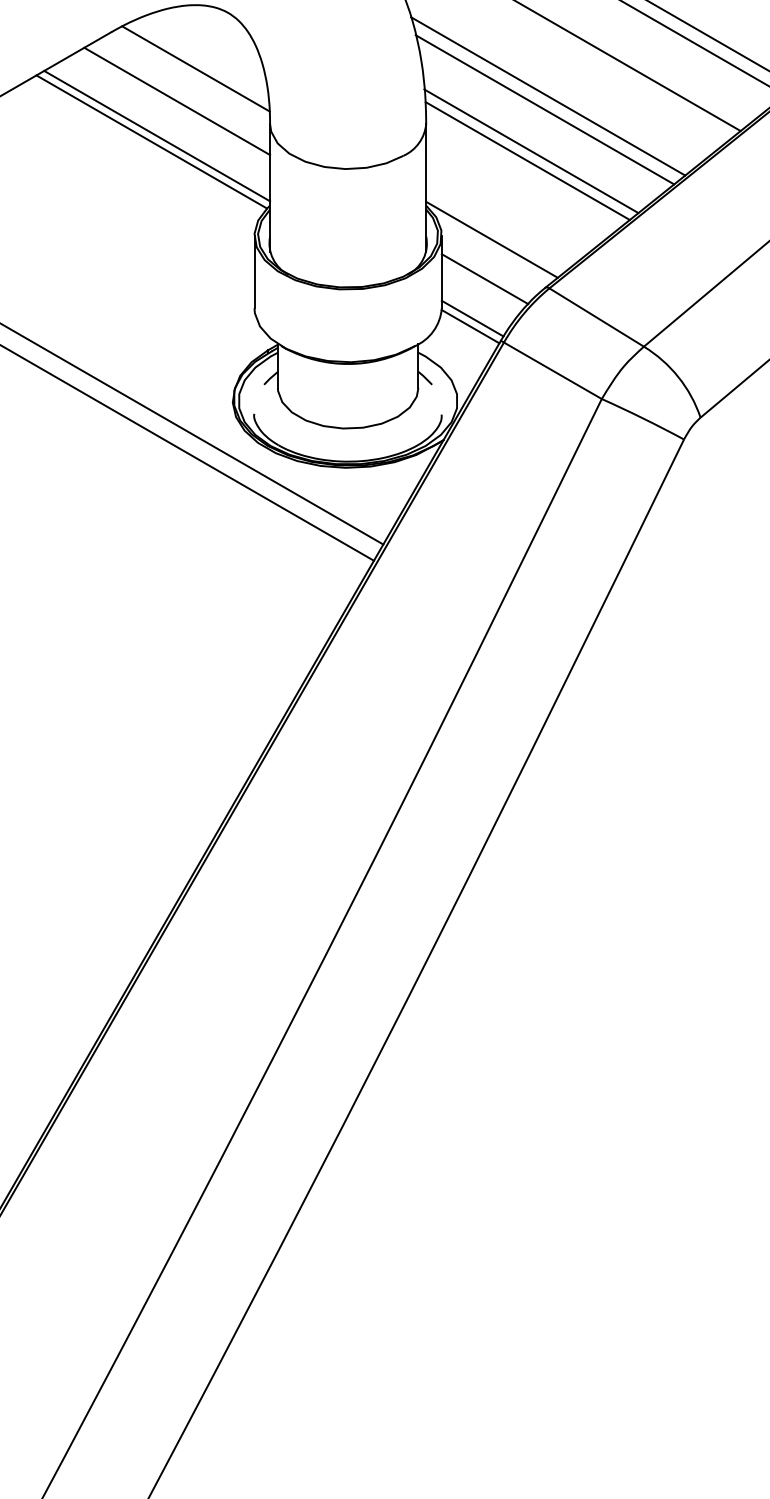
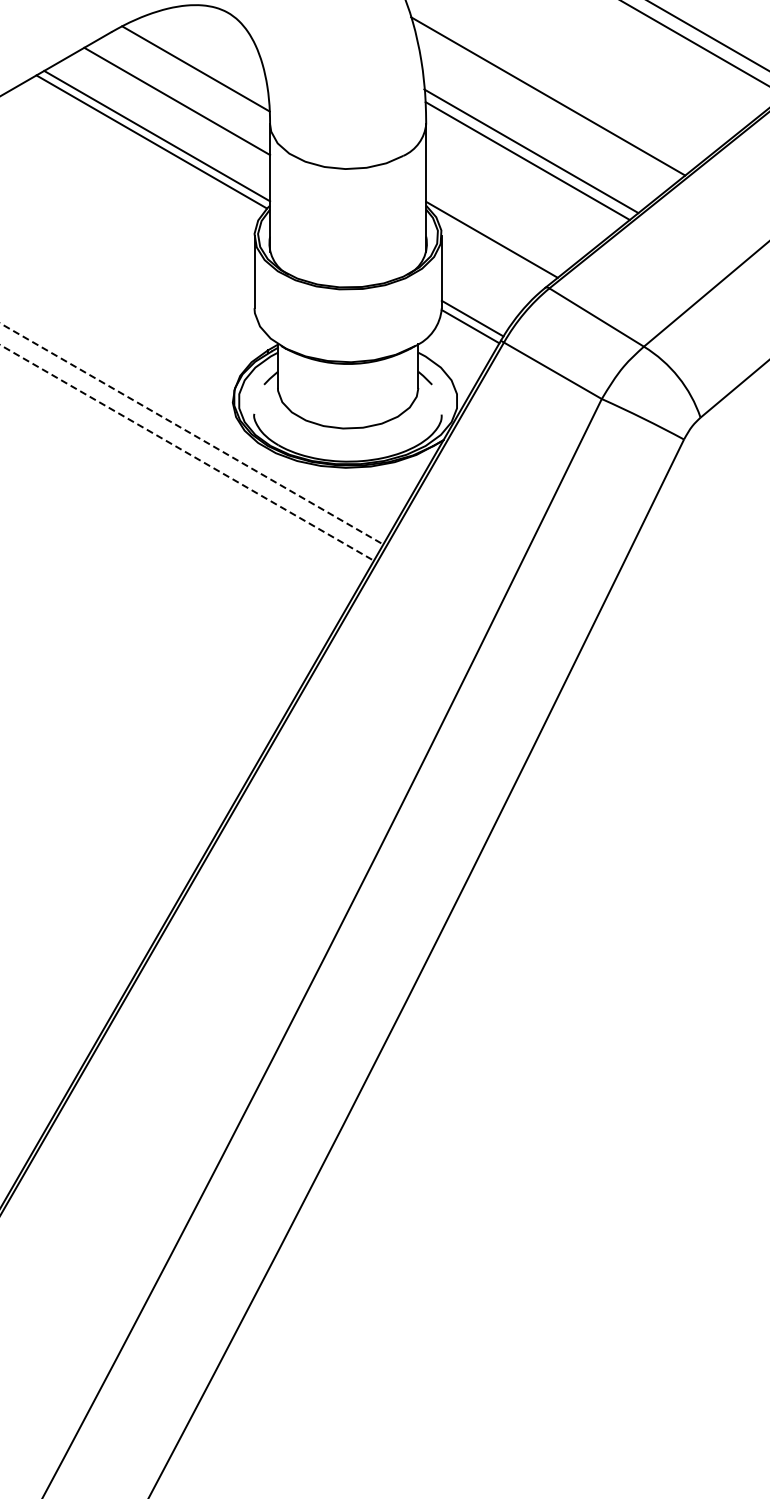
line: present -> none (628, 66)
line: present -> none (544, 109)
line: present -> none (484, 279)
line: solid -> dashed (192, 434)
line: solid -> dashed (187, 452)
